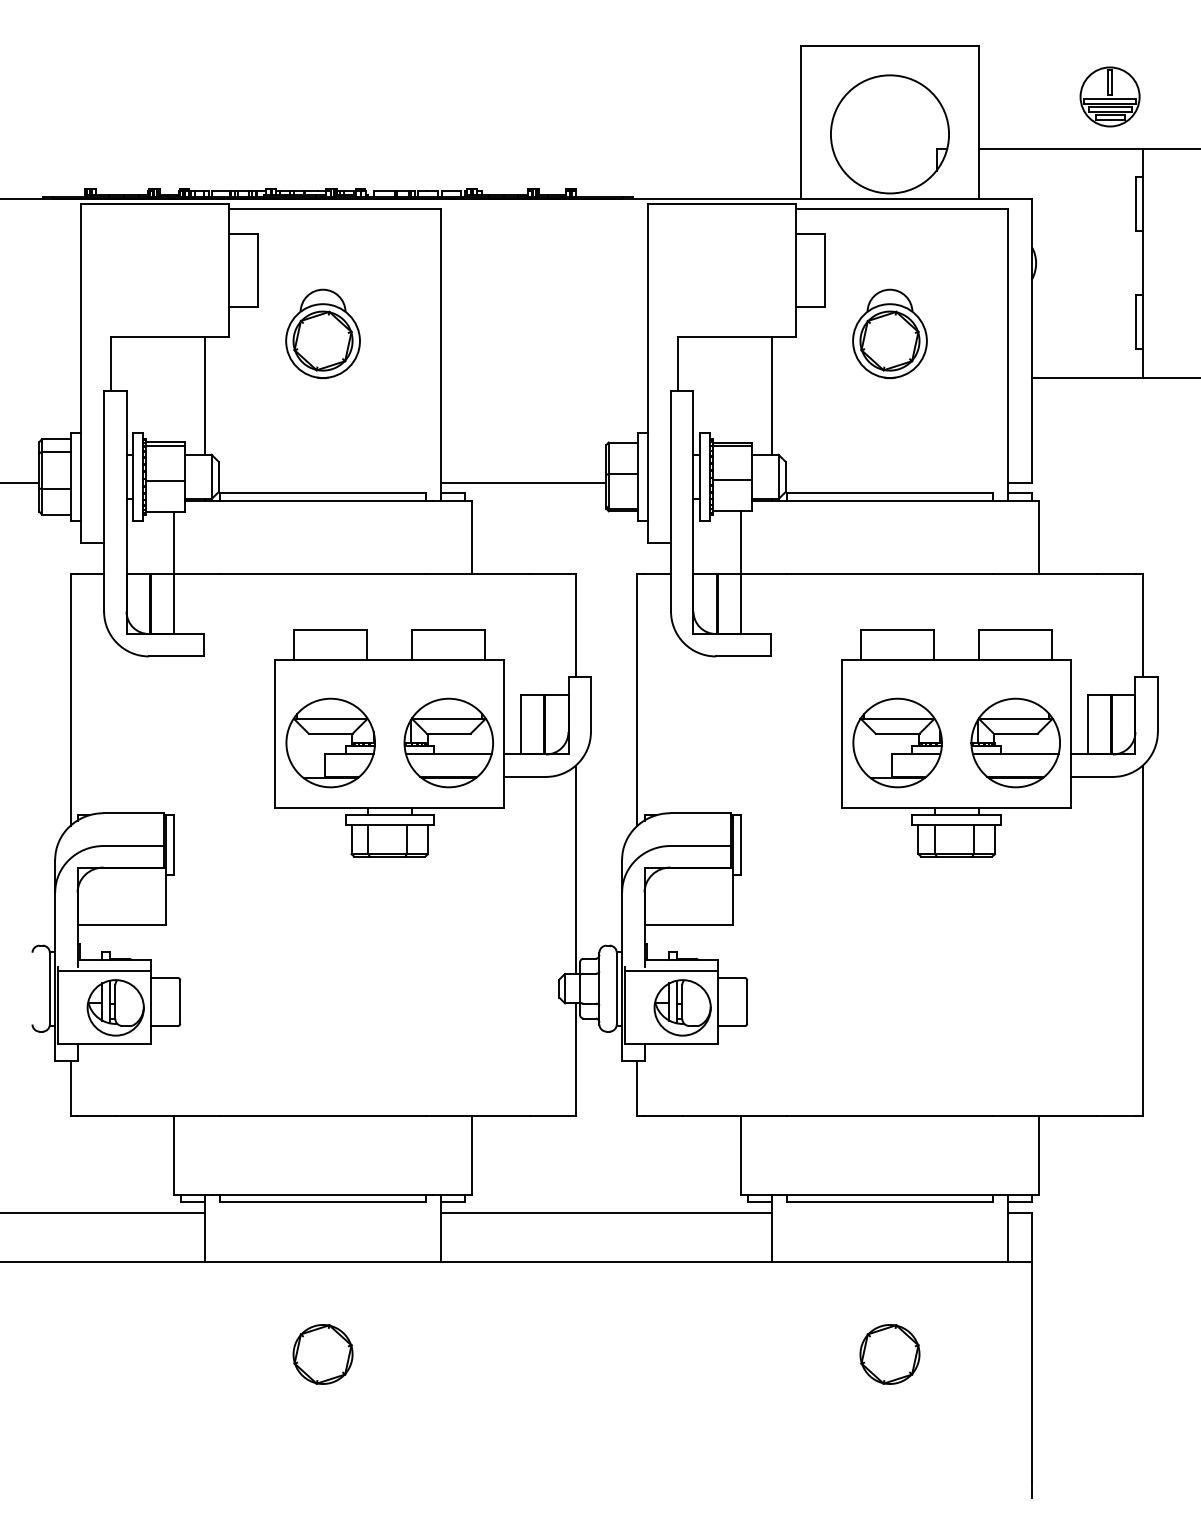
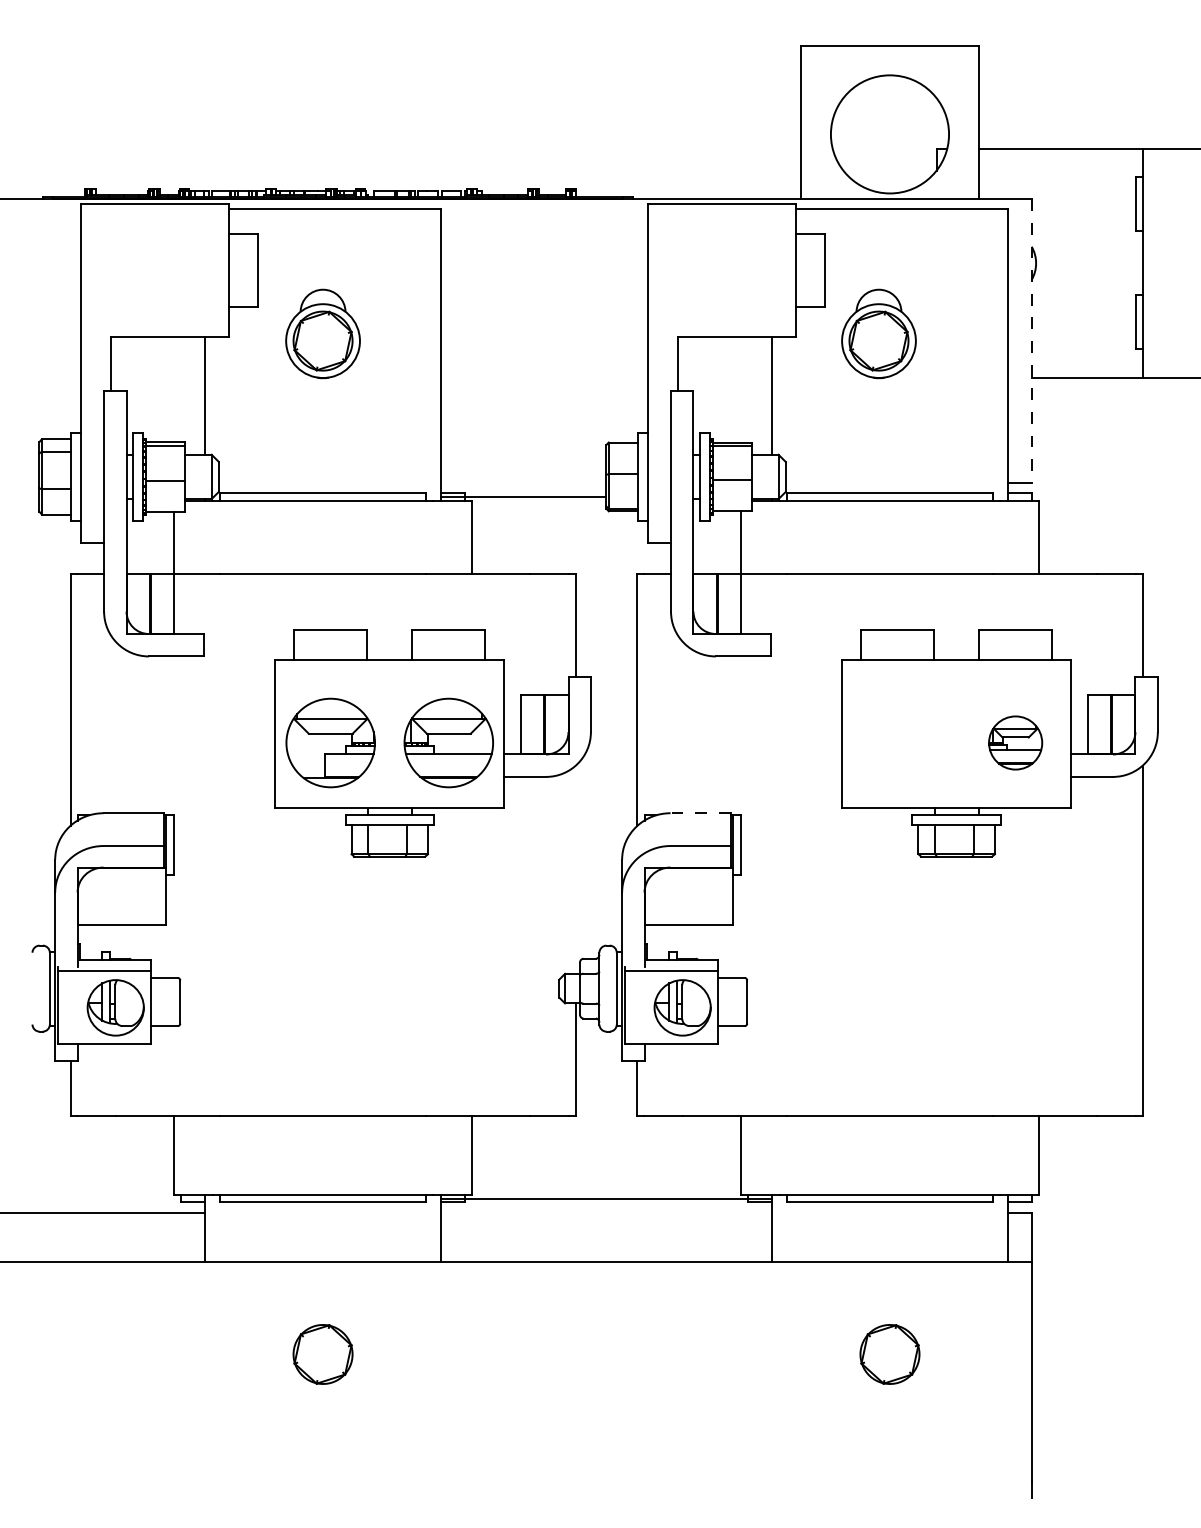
part: present -> none (1109, 96)
part position: (889, 333) -> (878, 333) (878, 333)
line: solid -> dashed (1031, 341)
line: present -> none (20, 482)
line position: (523, 482) -> (523, 496) (523, 496)
part: present -> none (897, 742)
part size: 91x92 px -> 56x56 px (1015, 742)
line: solid -> dashed (700, 813)
line: present -> none (575, 869)
line position: (606, 1212) -> (606, 1198) (606, 1198)
